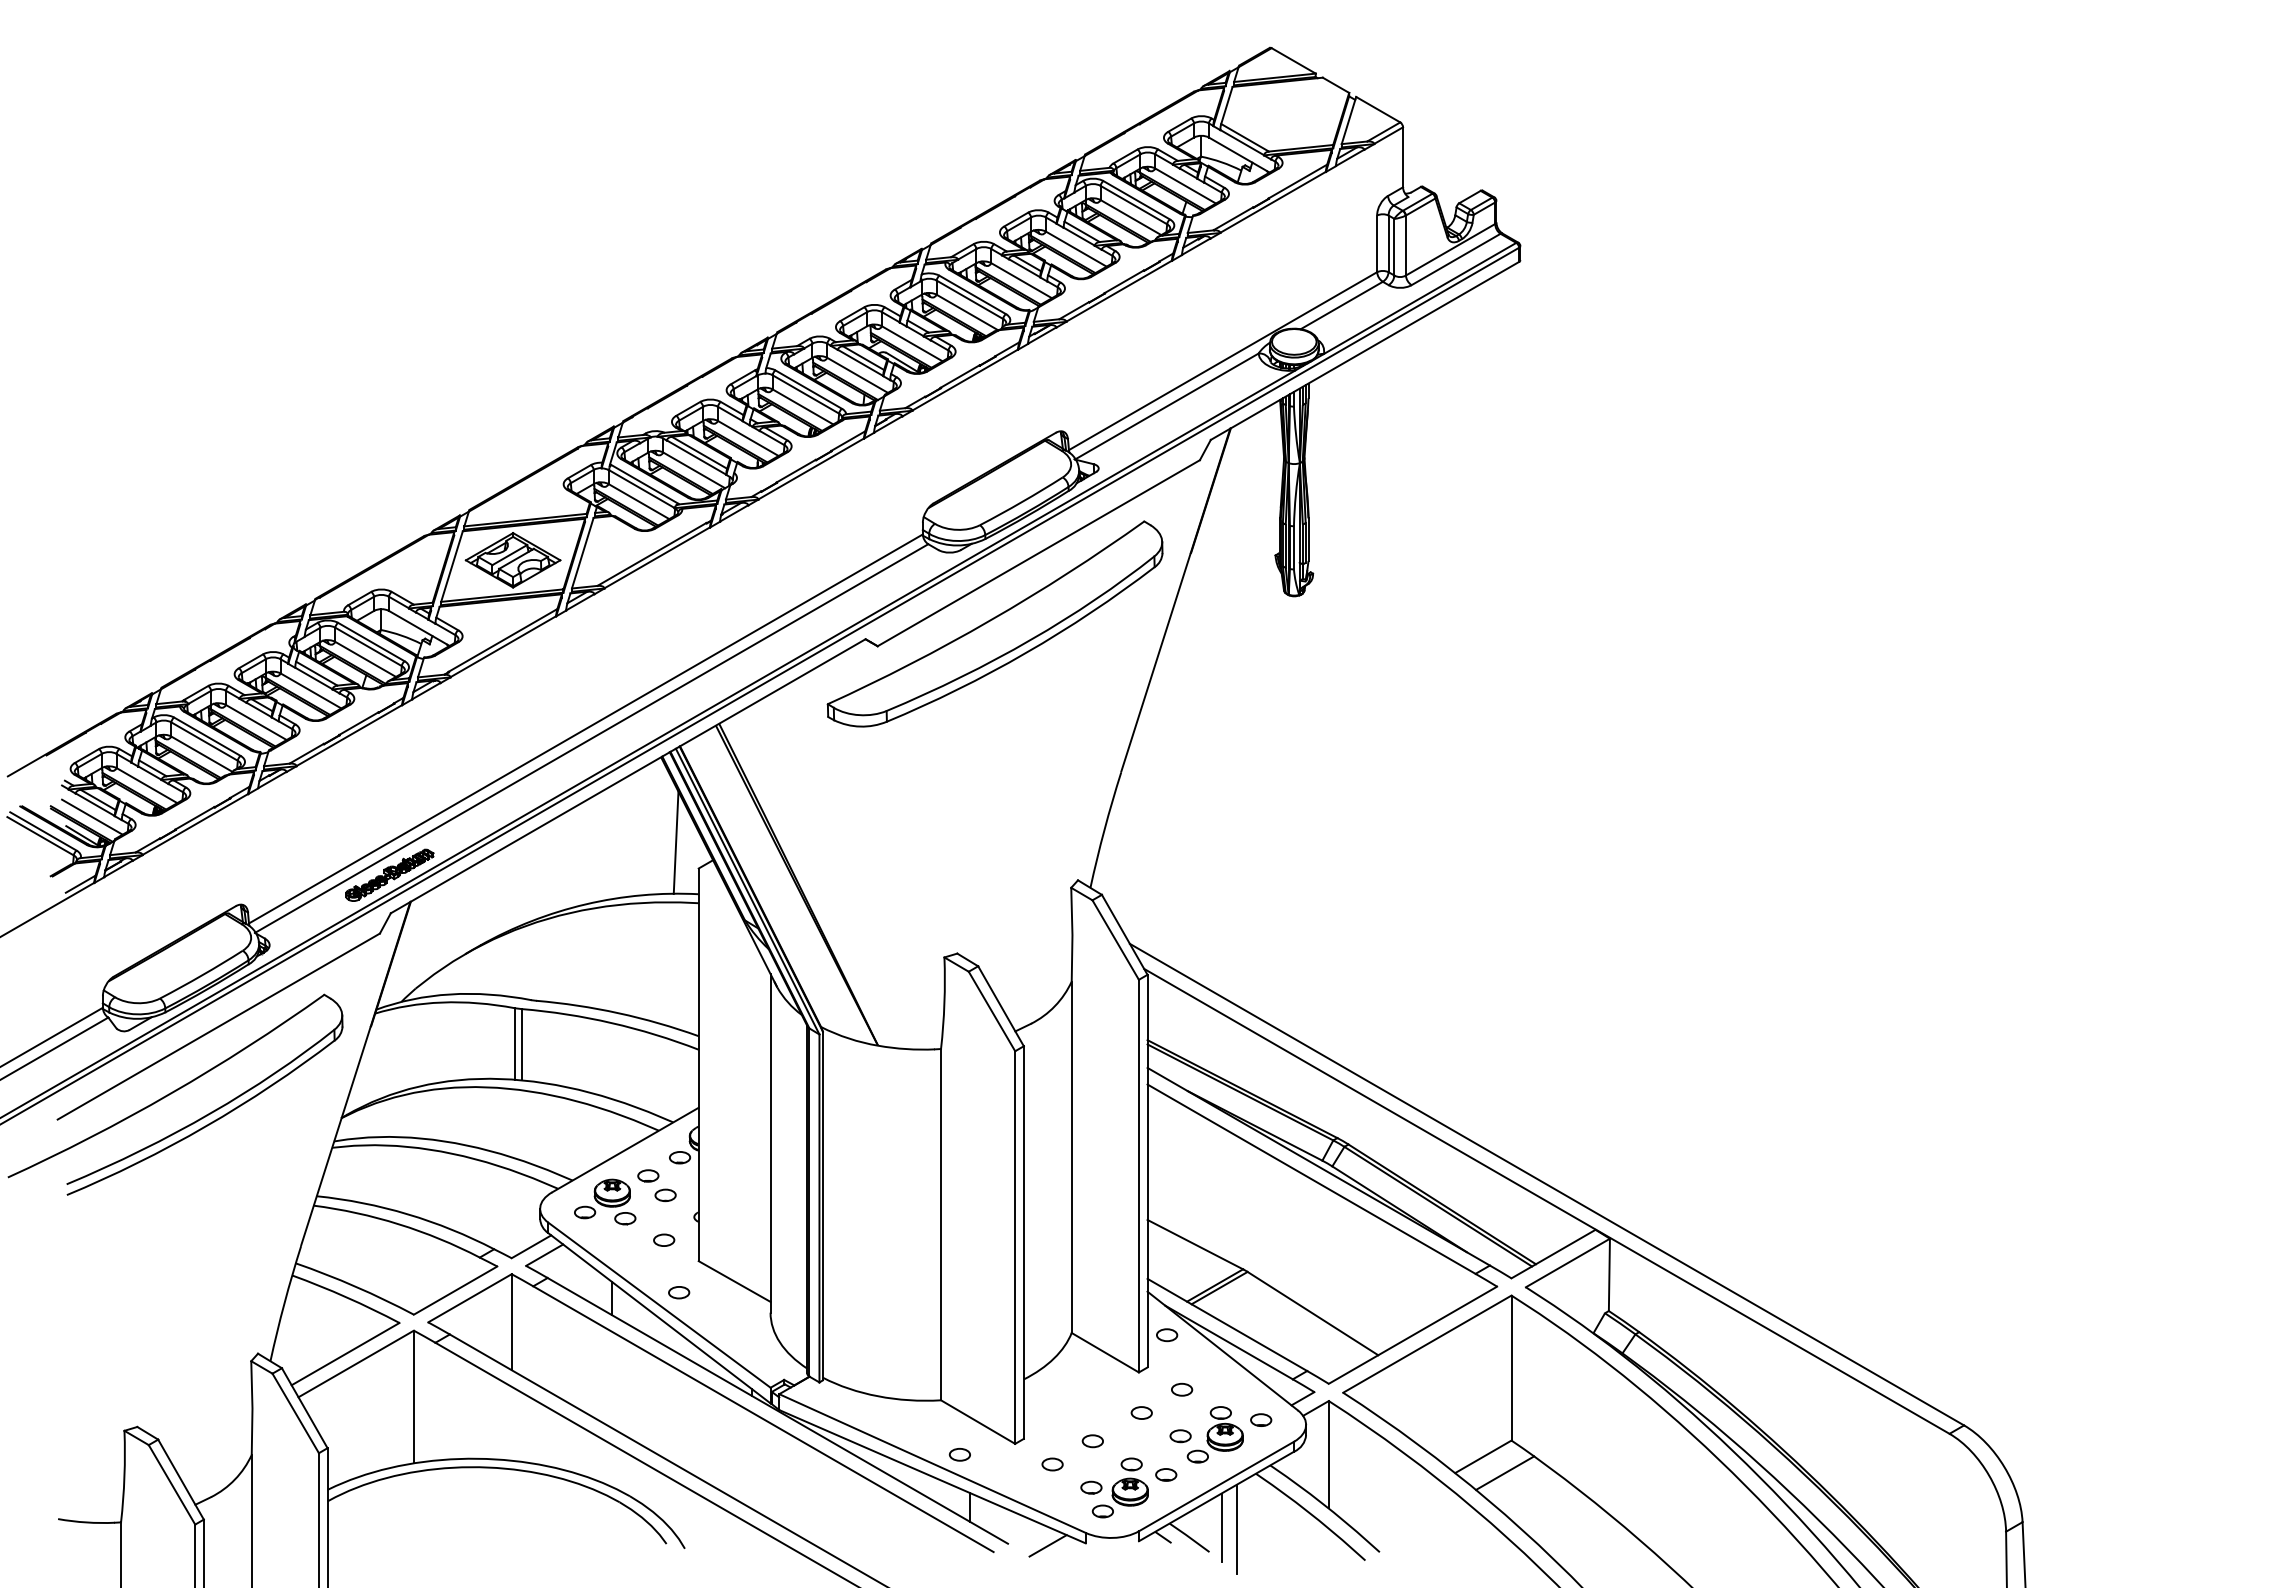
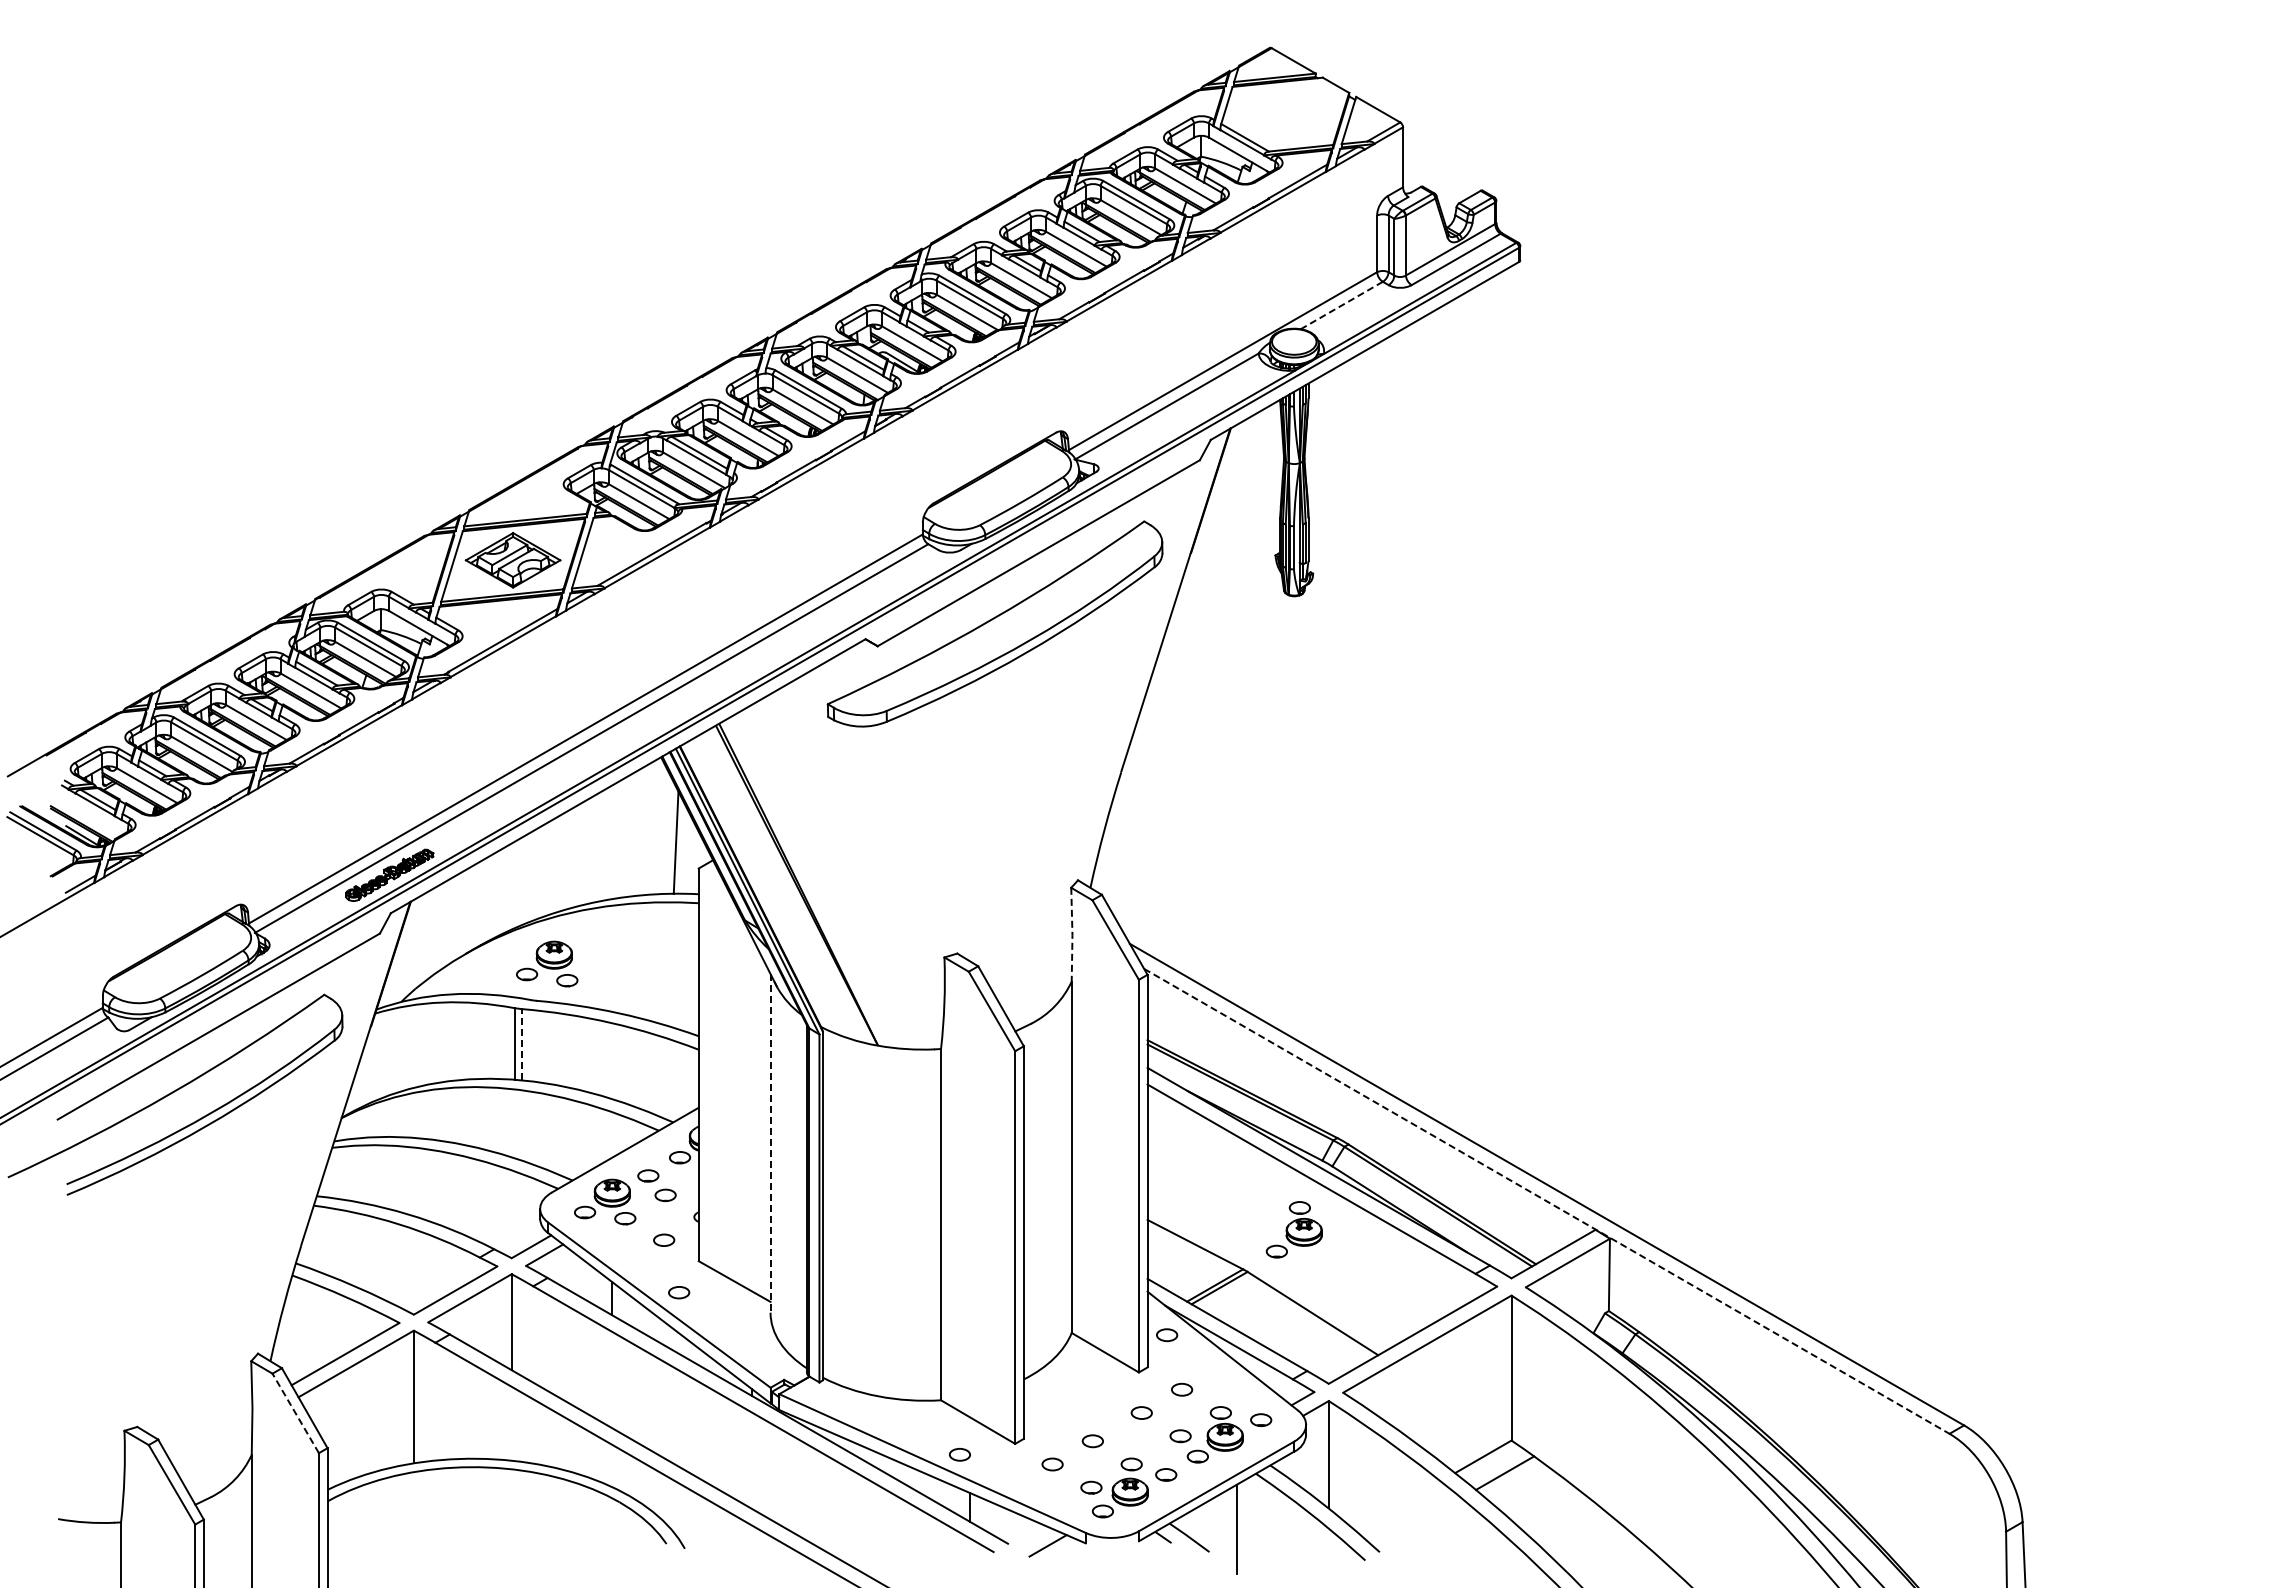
line: solid -> dashed (1341, 305)
line: present -> none (92, 816)
line: solid -> dashed (1072, 935)
part: none -> present (547, 963)
line: solid -> dashed (521, 1044)
line: solid -> dashed (770, 1143)
line: solid -> dashed (1546, 1201)
part: none -> present (1293, 1229)
line: solid -> dashed (295, 1413)
line: present -> none (1221, 1527)
